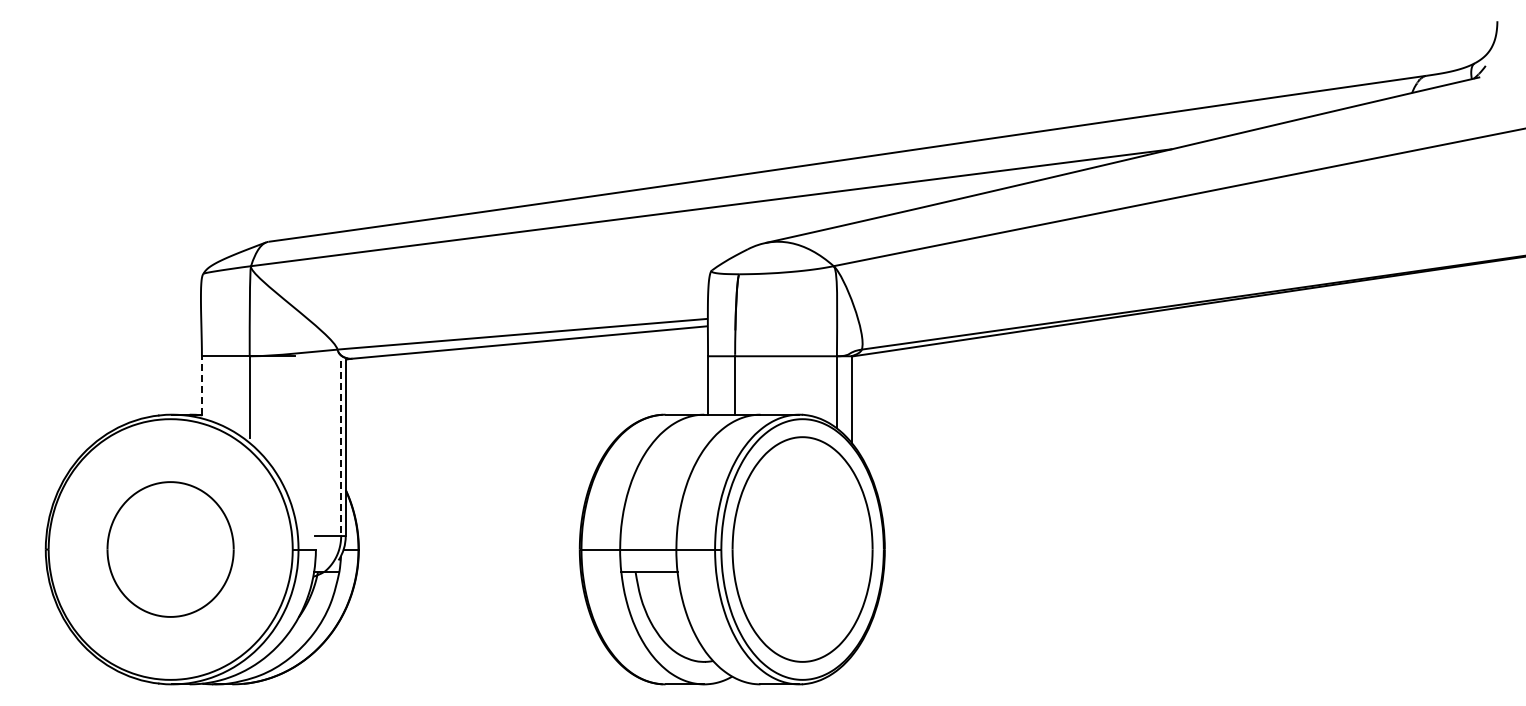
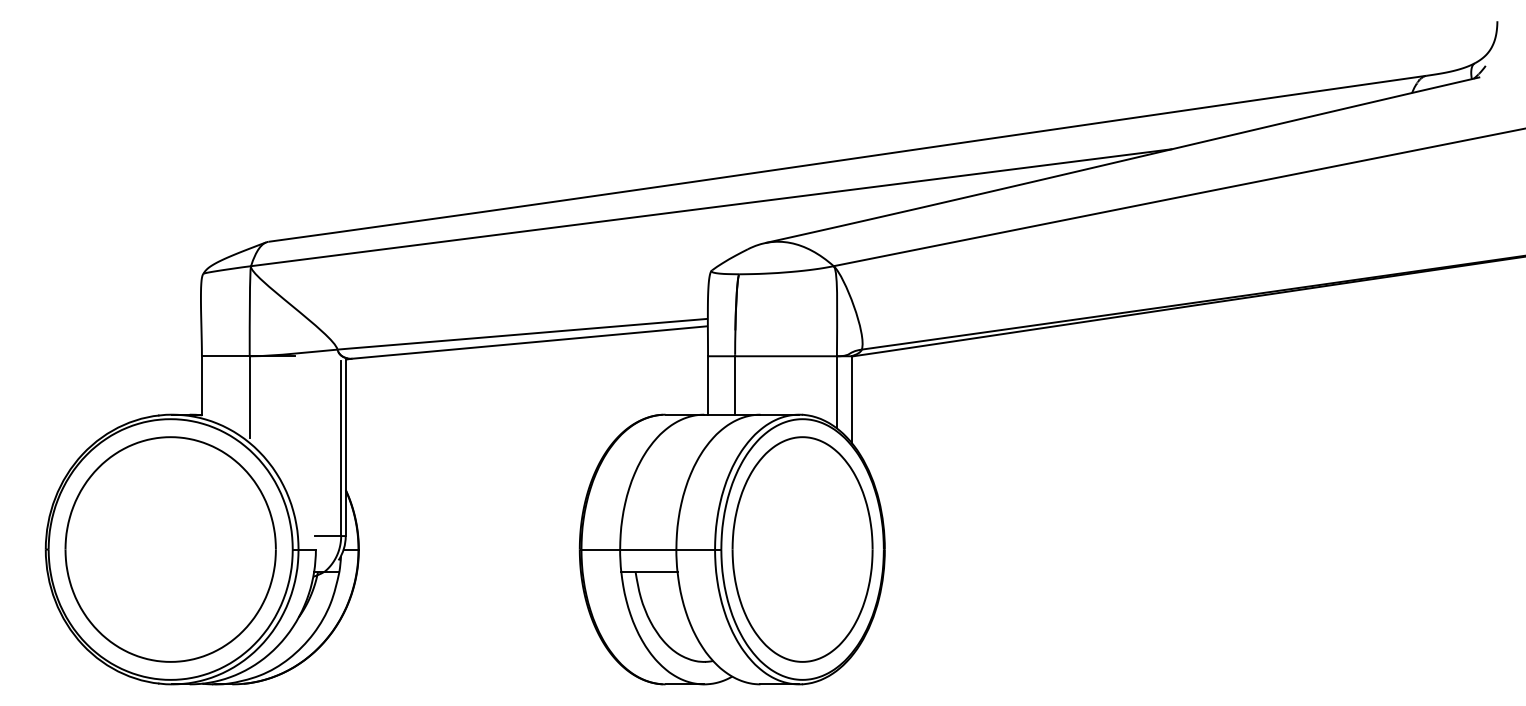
line: dashed -> solid (201, 384)
line: dashed -> solid (341, 448)
part size: 129x137 px -> 213x227 px (170, 549)
